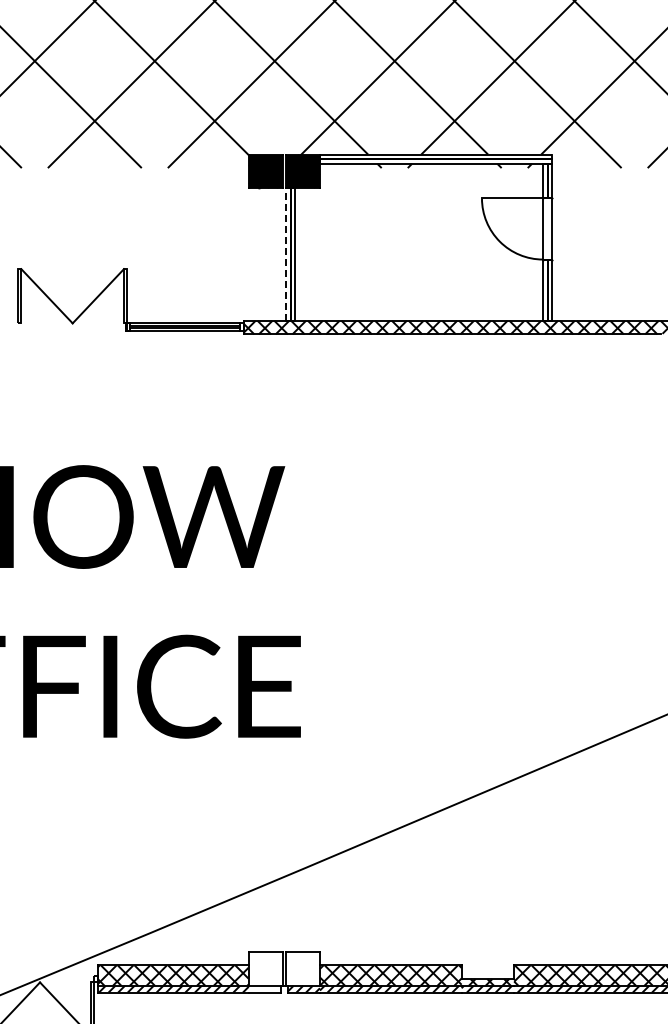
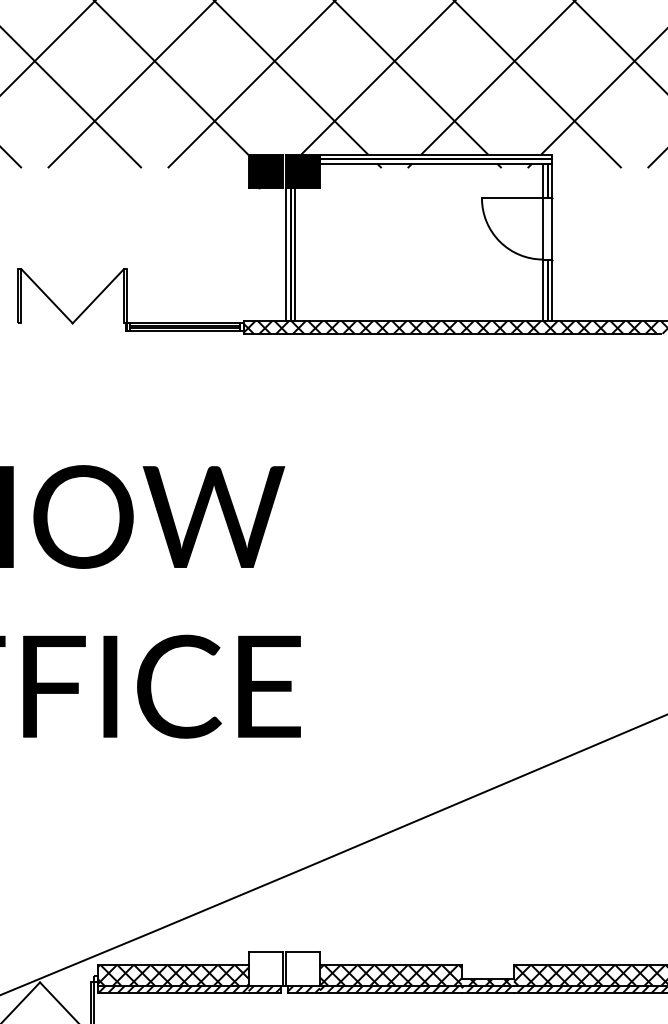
line: dashed -> solid (286, 254)
hatch: none -> present (264, 988)
